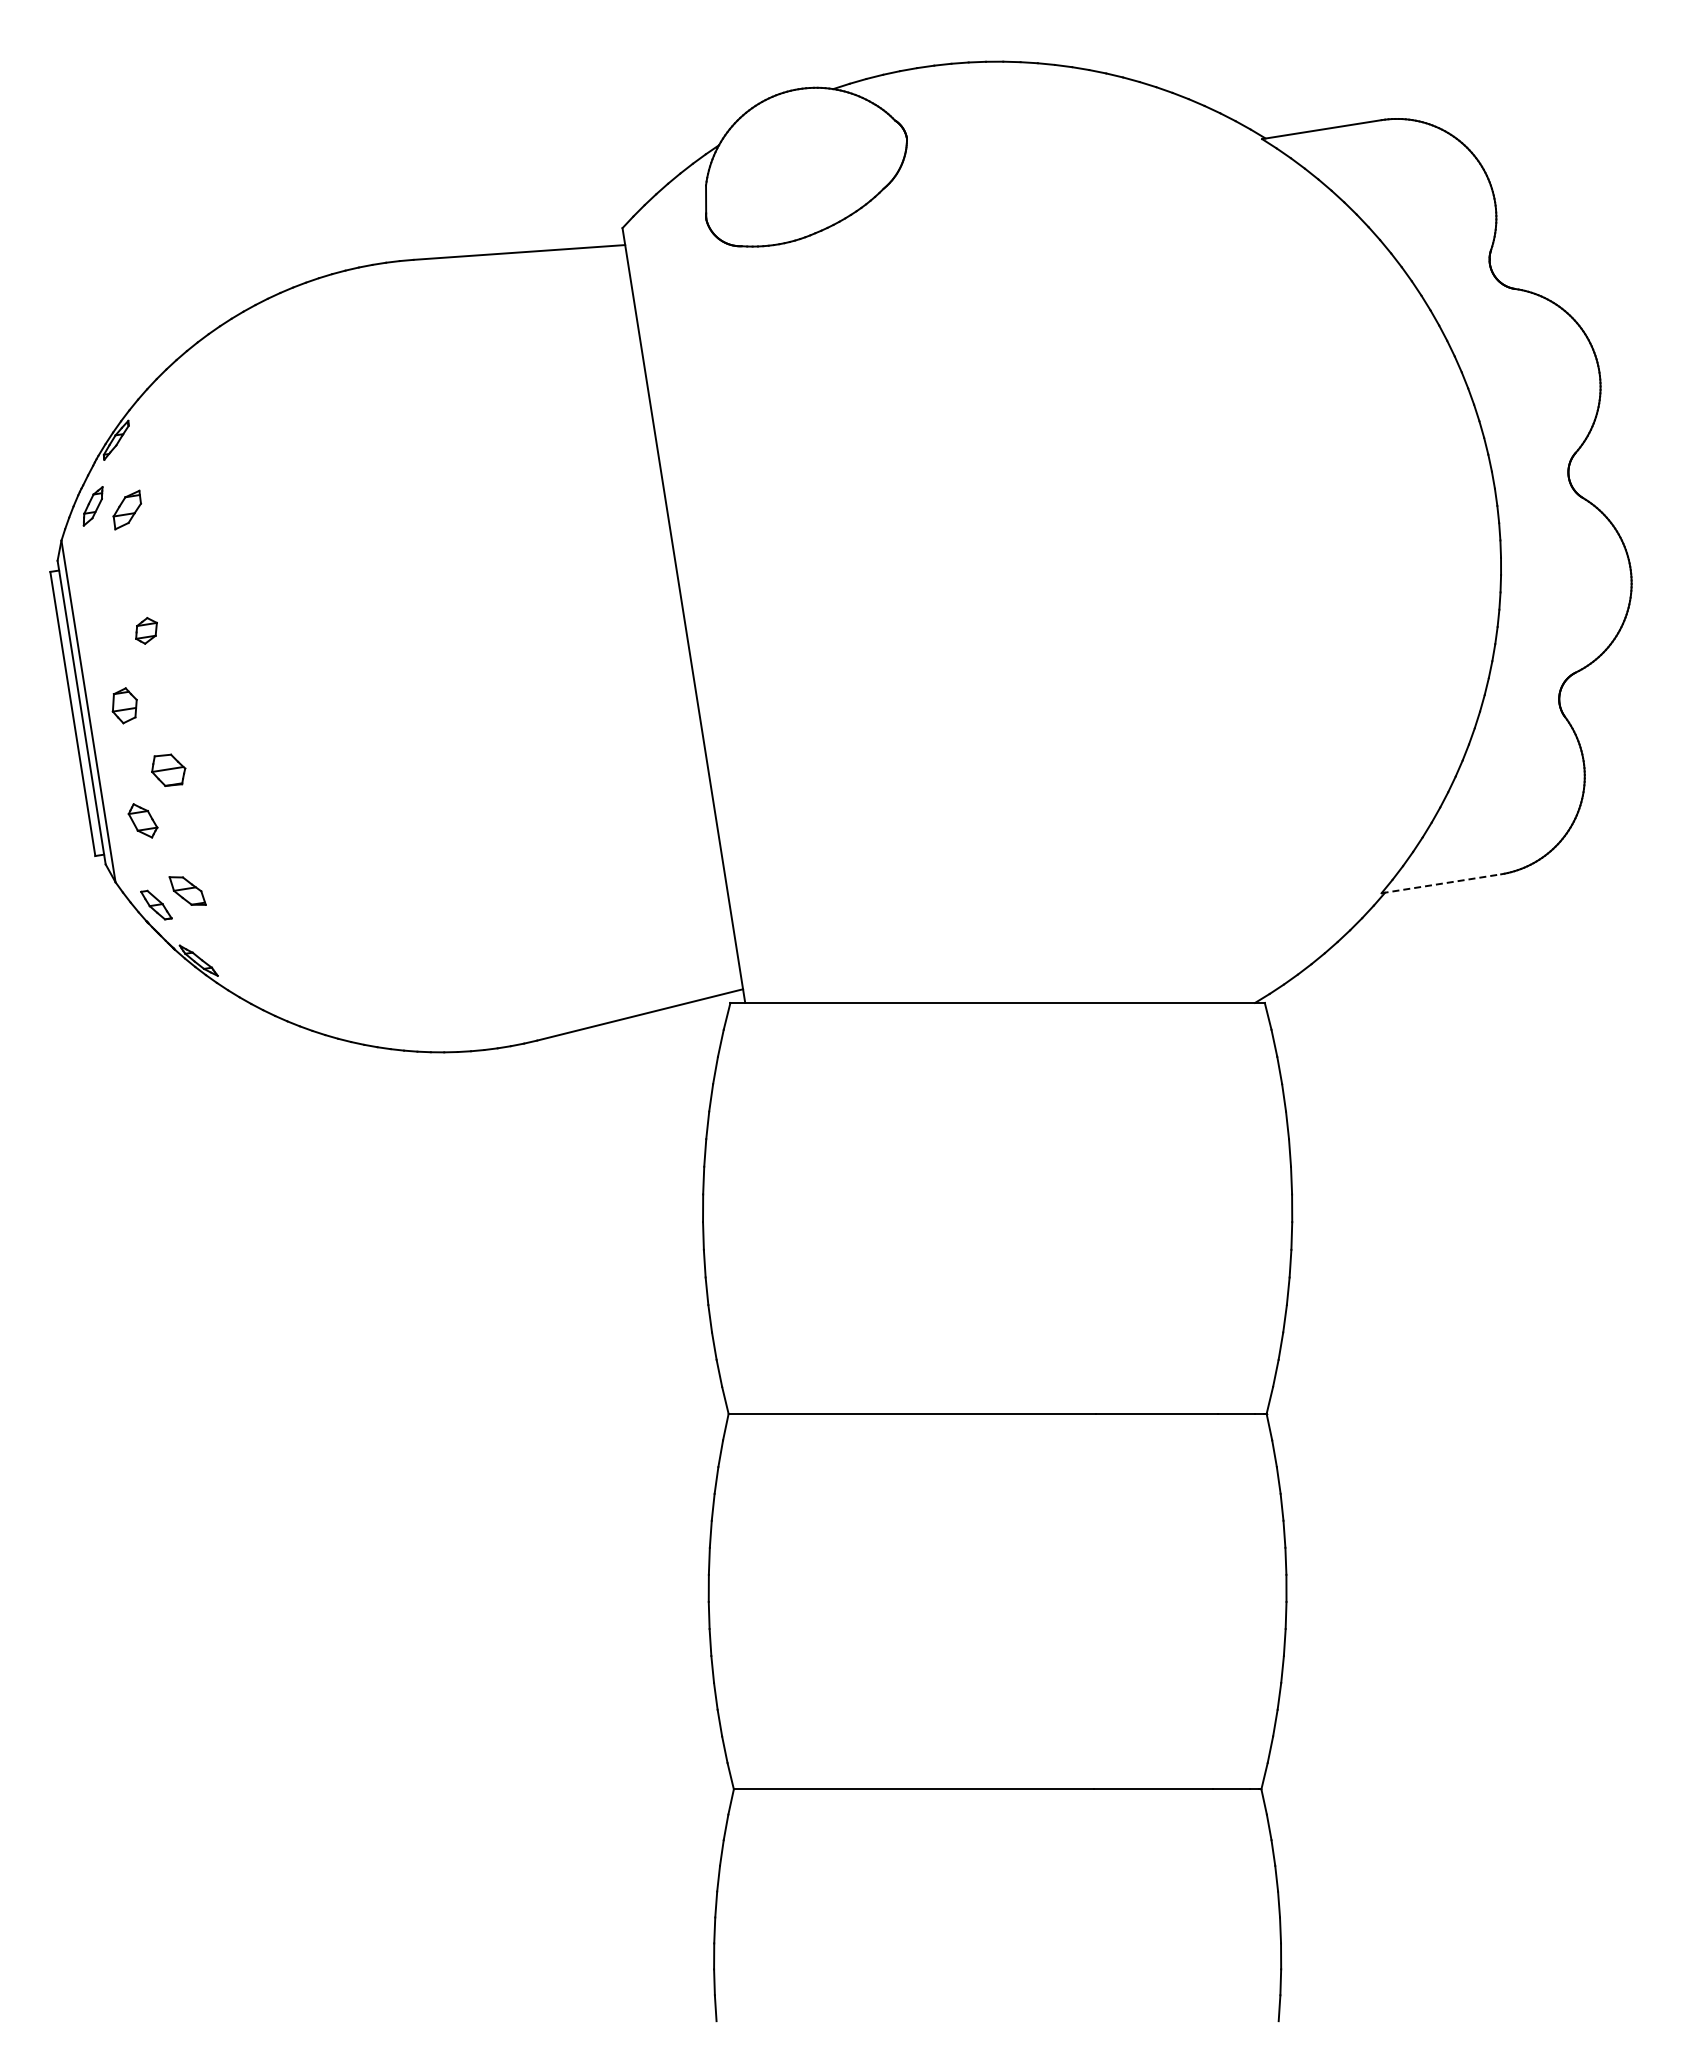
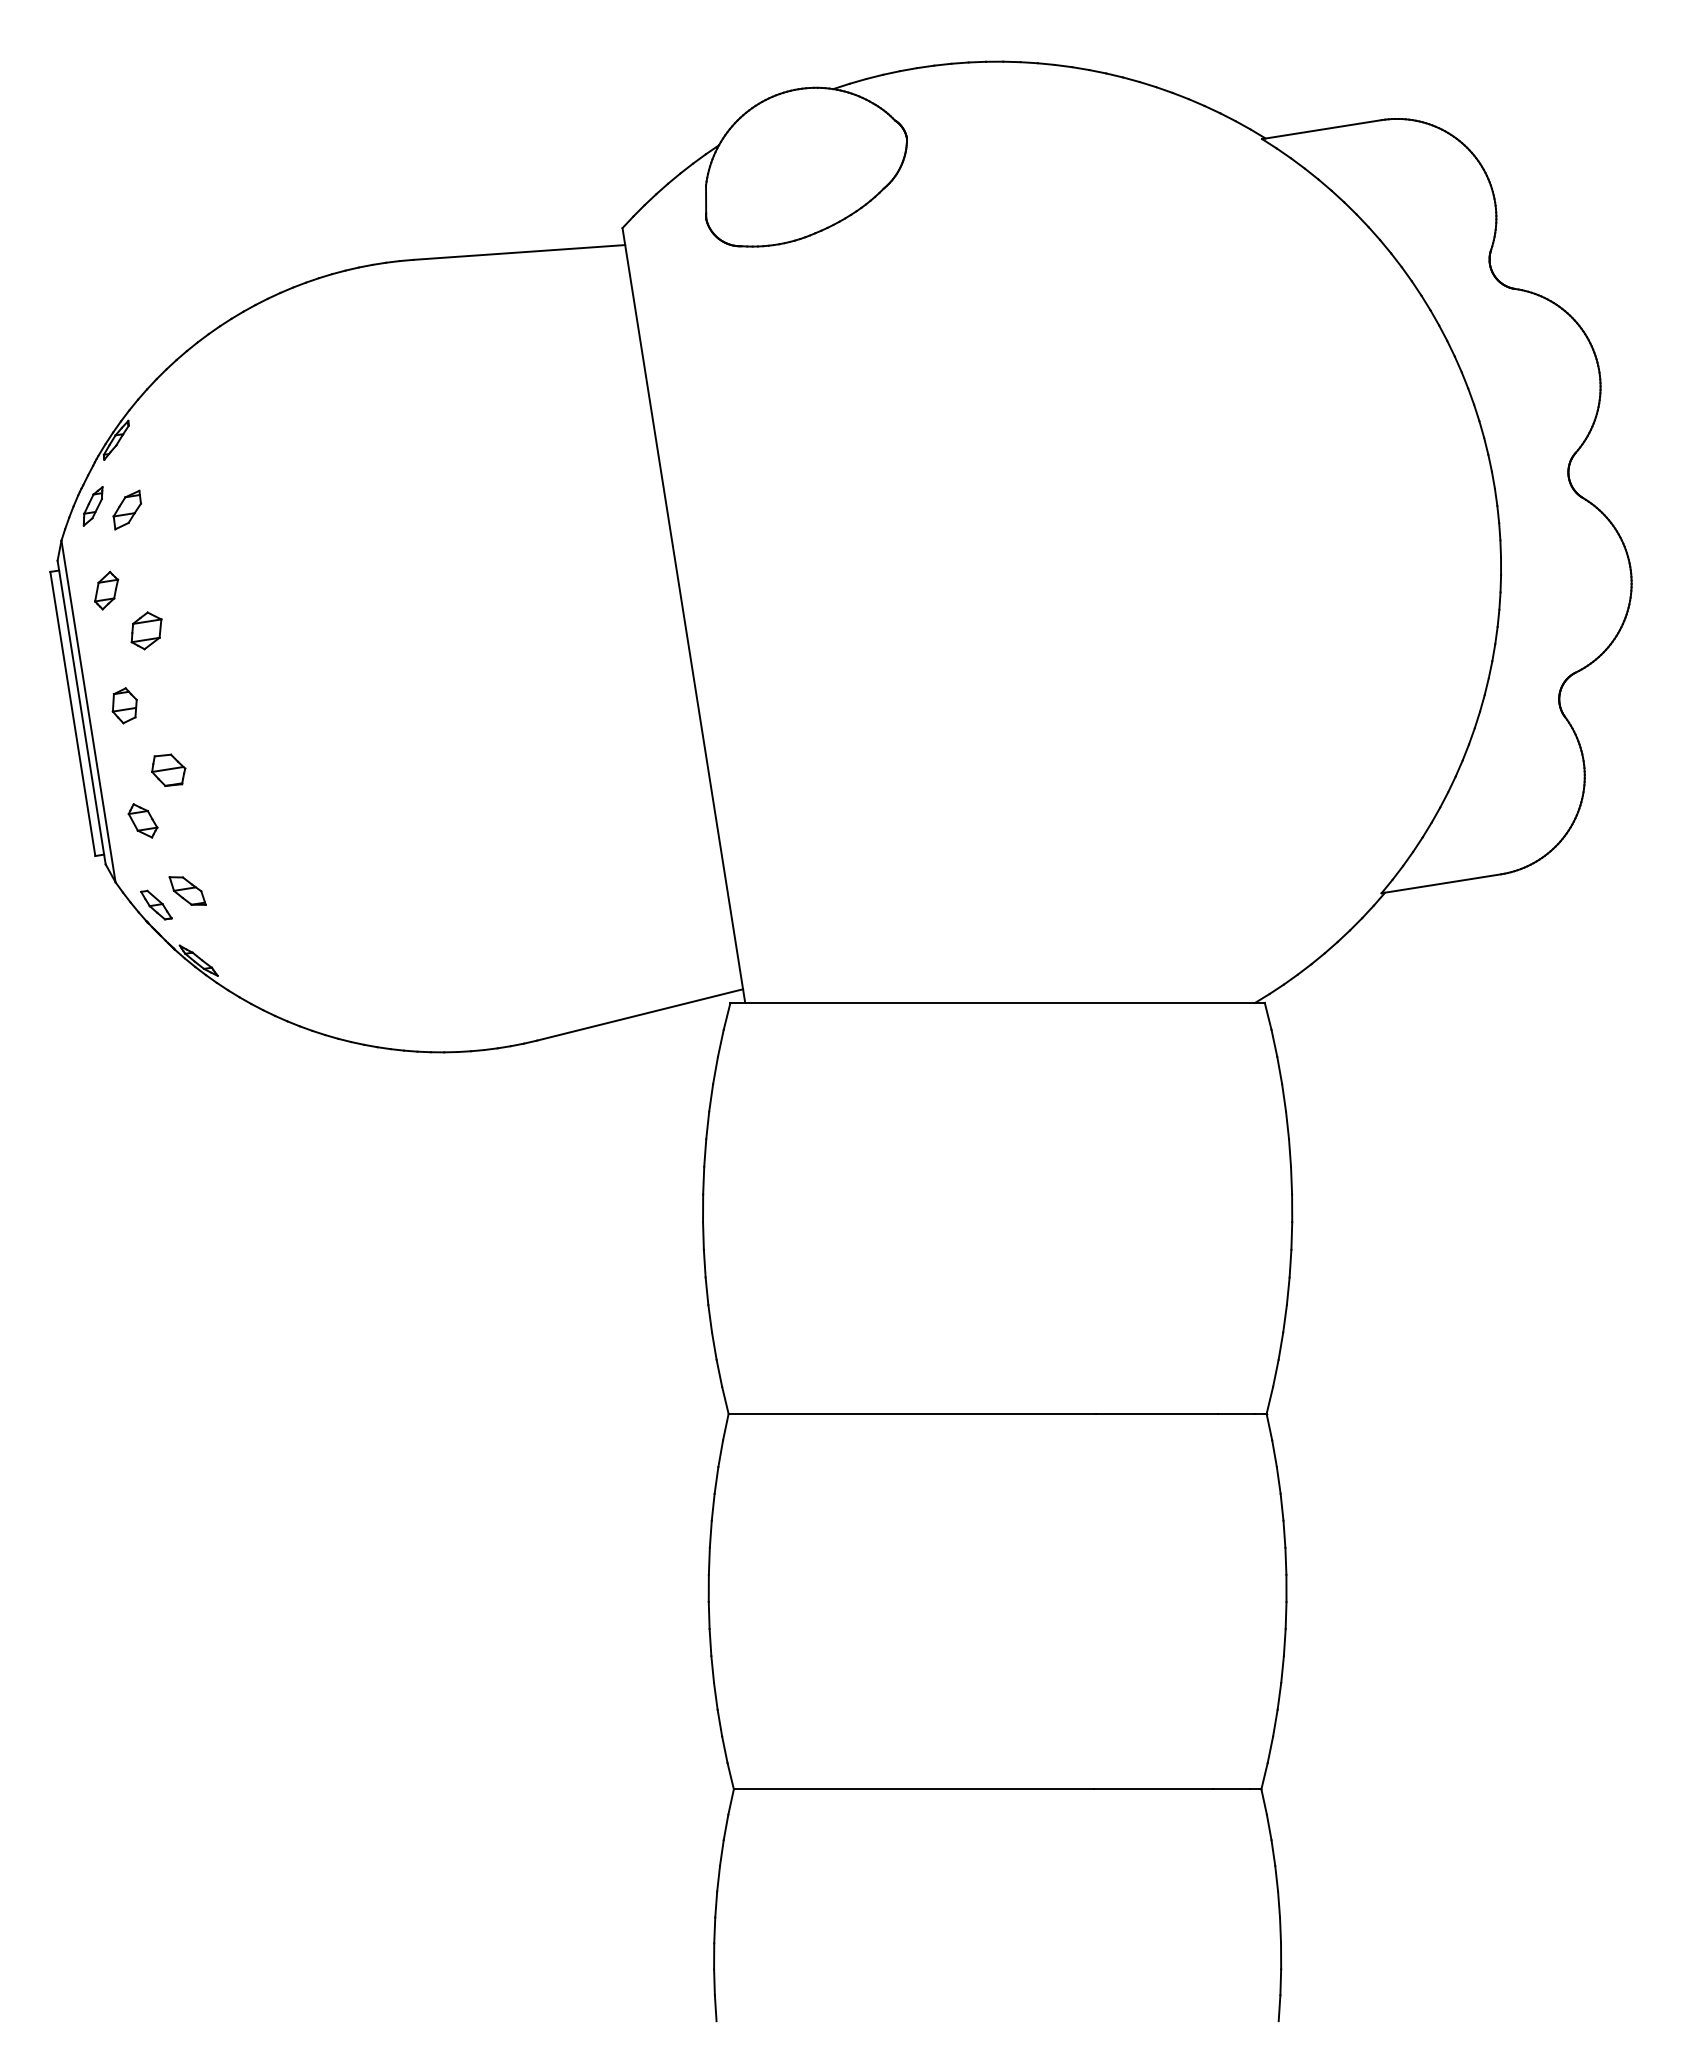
part: none -> present (106, 590)
part size: 23x28 px -> 33x40 px (146, 630)
line: dashed -> solid (1441, 883)
